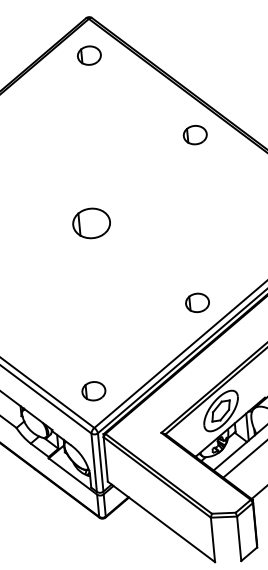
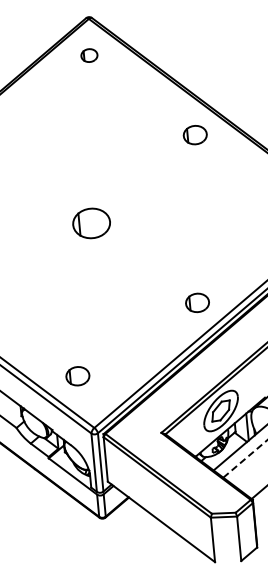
part size: 25x21 px -> 19x15 px (89, 55)
part position: (93, 391) -> (77, 376) (77, 376)
line: solid -> dashed (245, 458)
